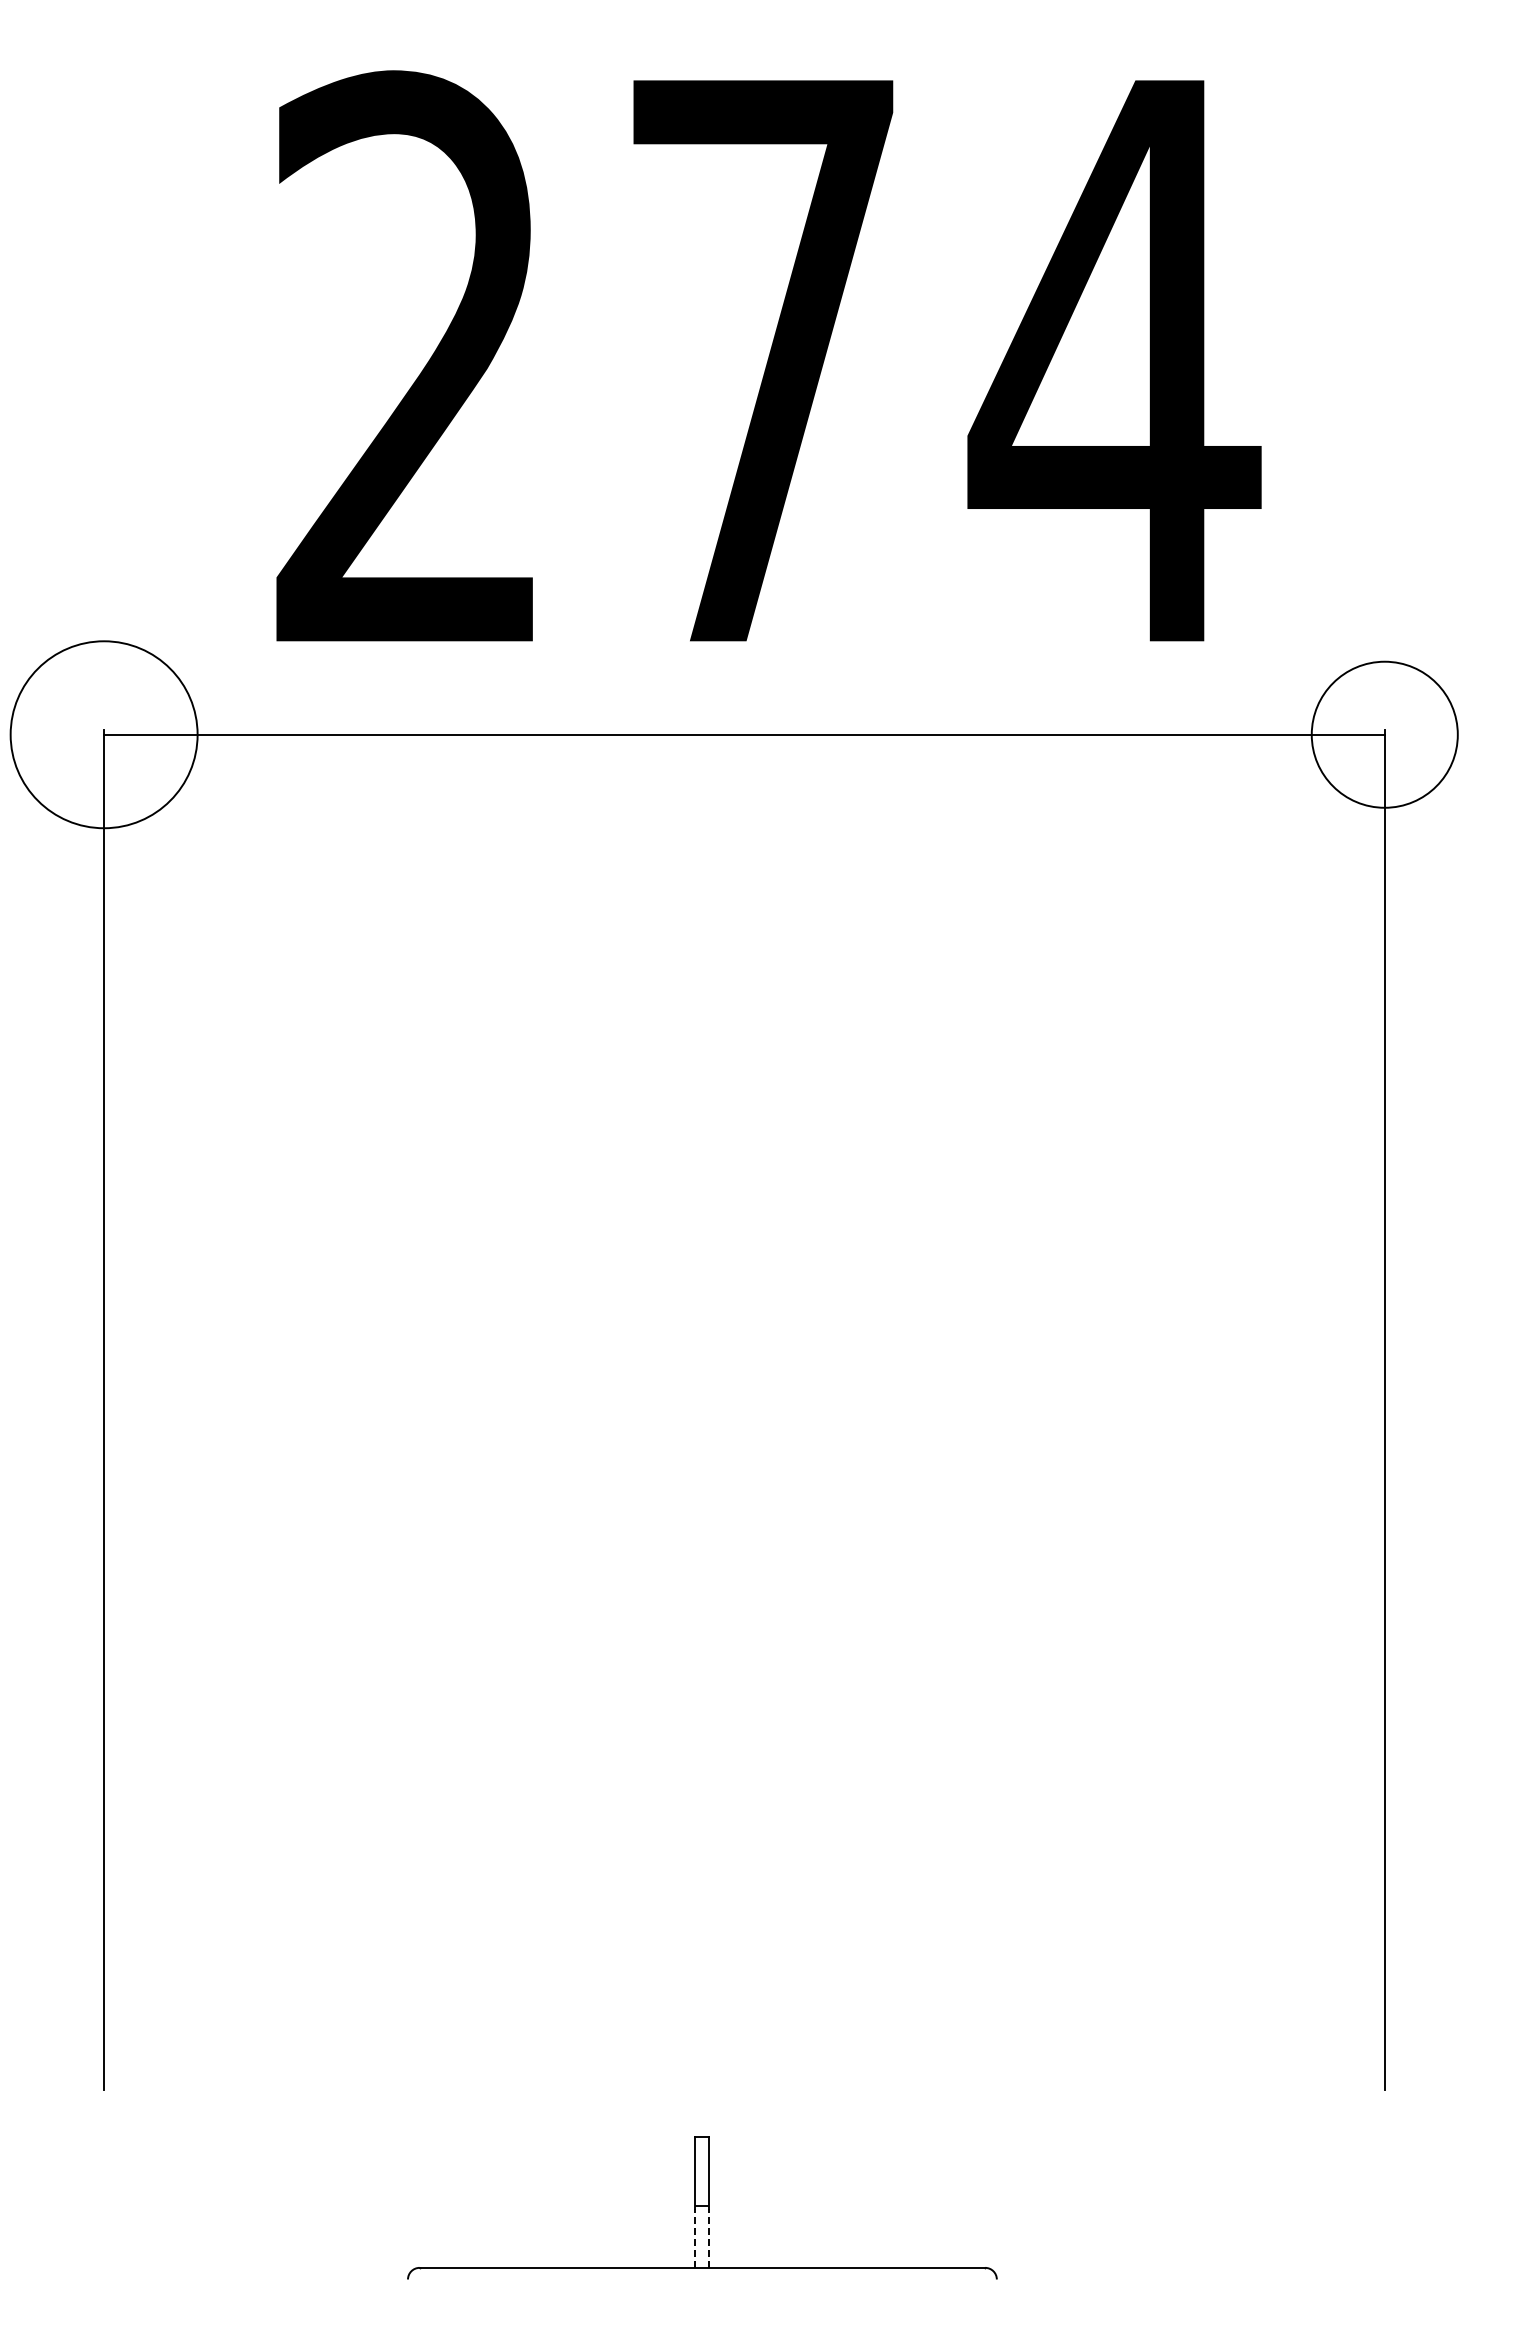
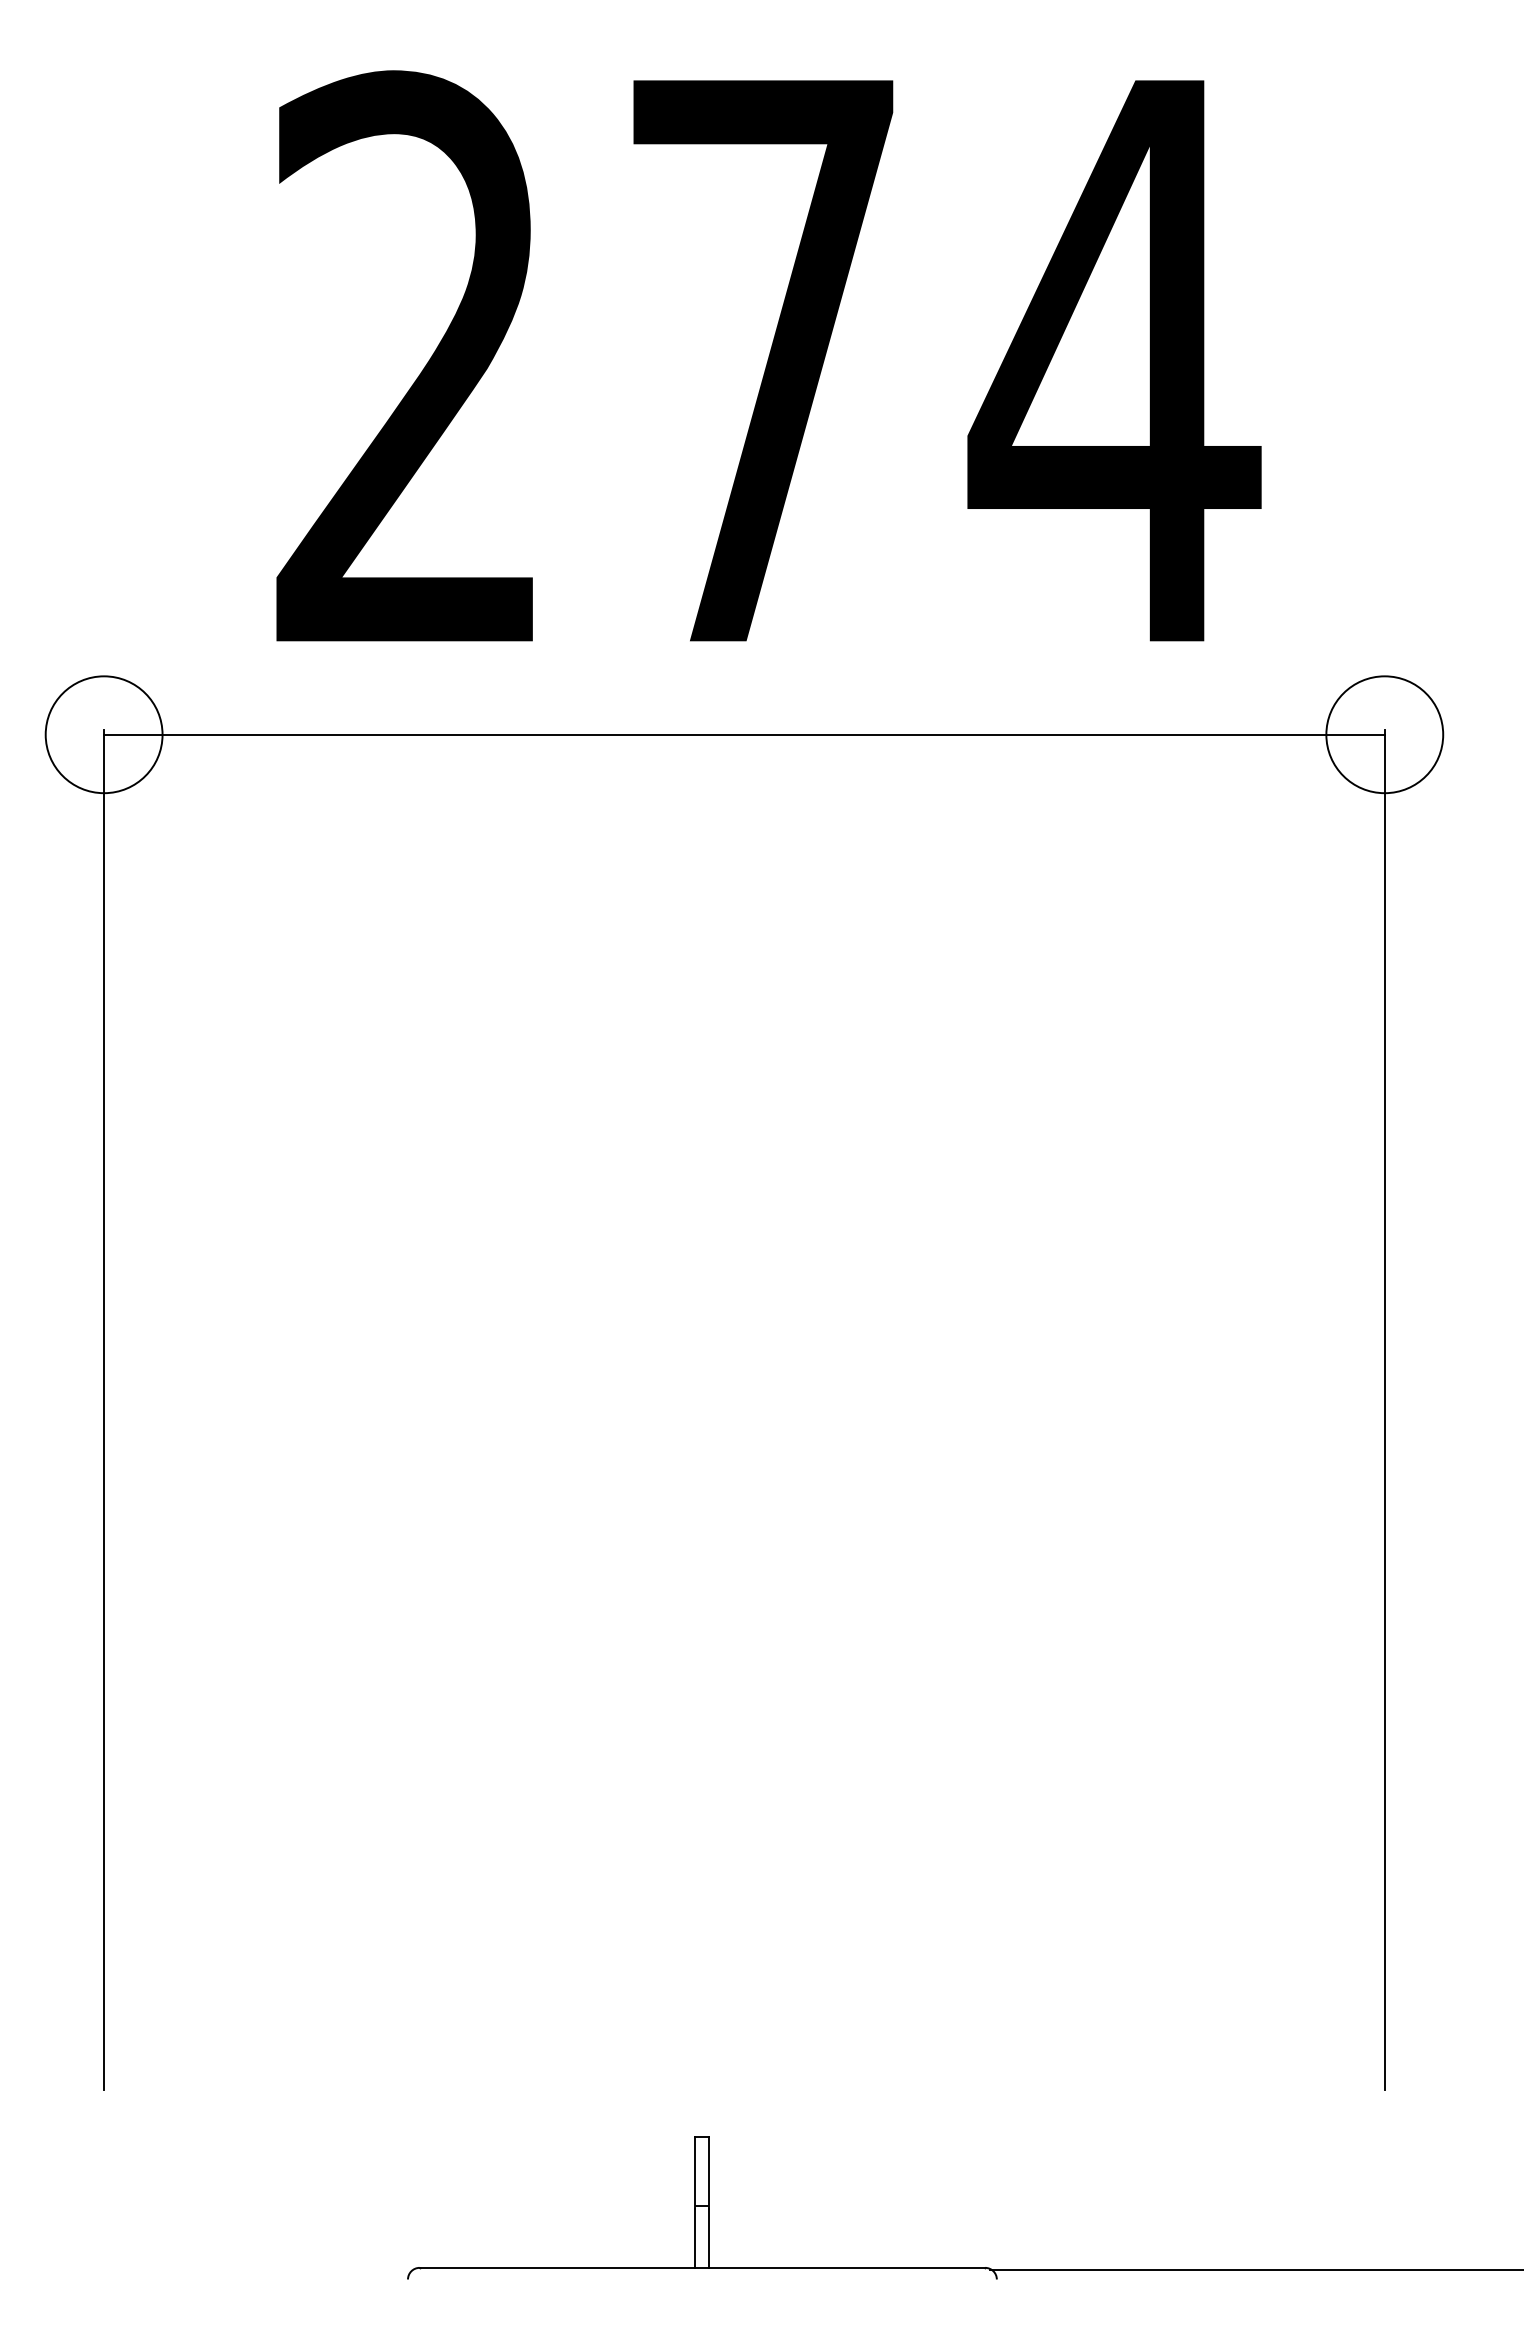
circle diameter: 187 px -> 117 px (103, 734)
circle diameter: 146 px -> 117 px (1384, 734)
line: dashed -> solid (695, 2238)
line: dashed -> solid (709, 2238)
line: none -> present (1254, 2270)
